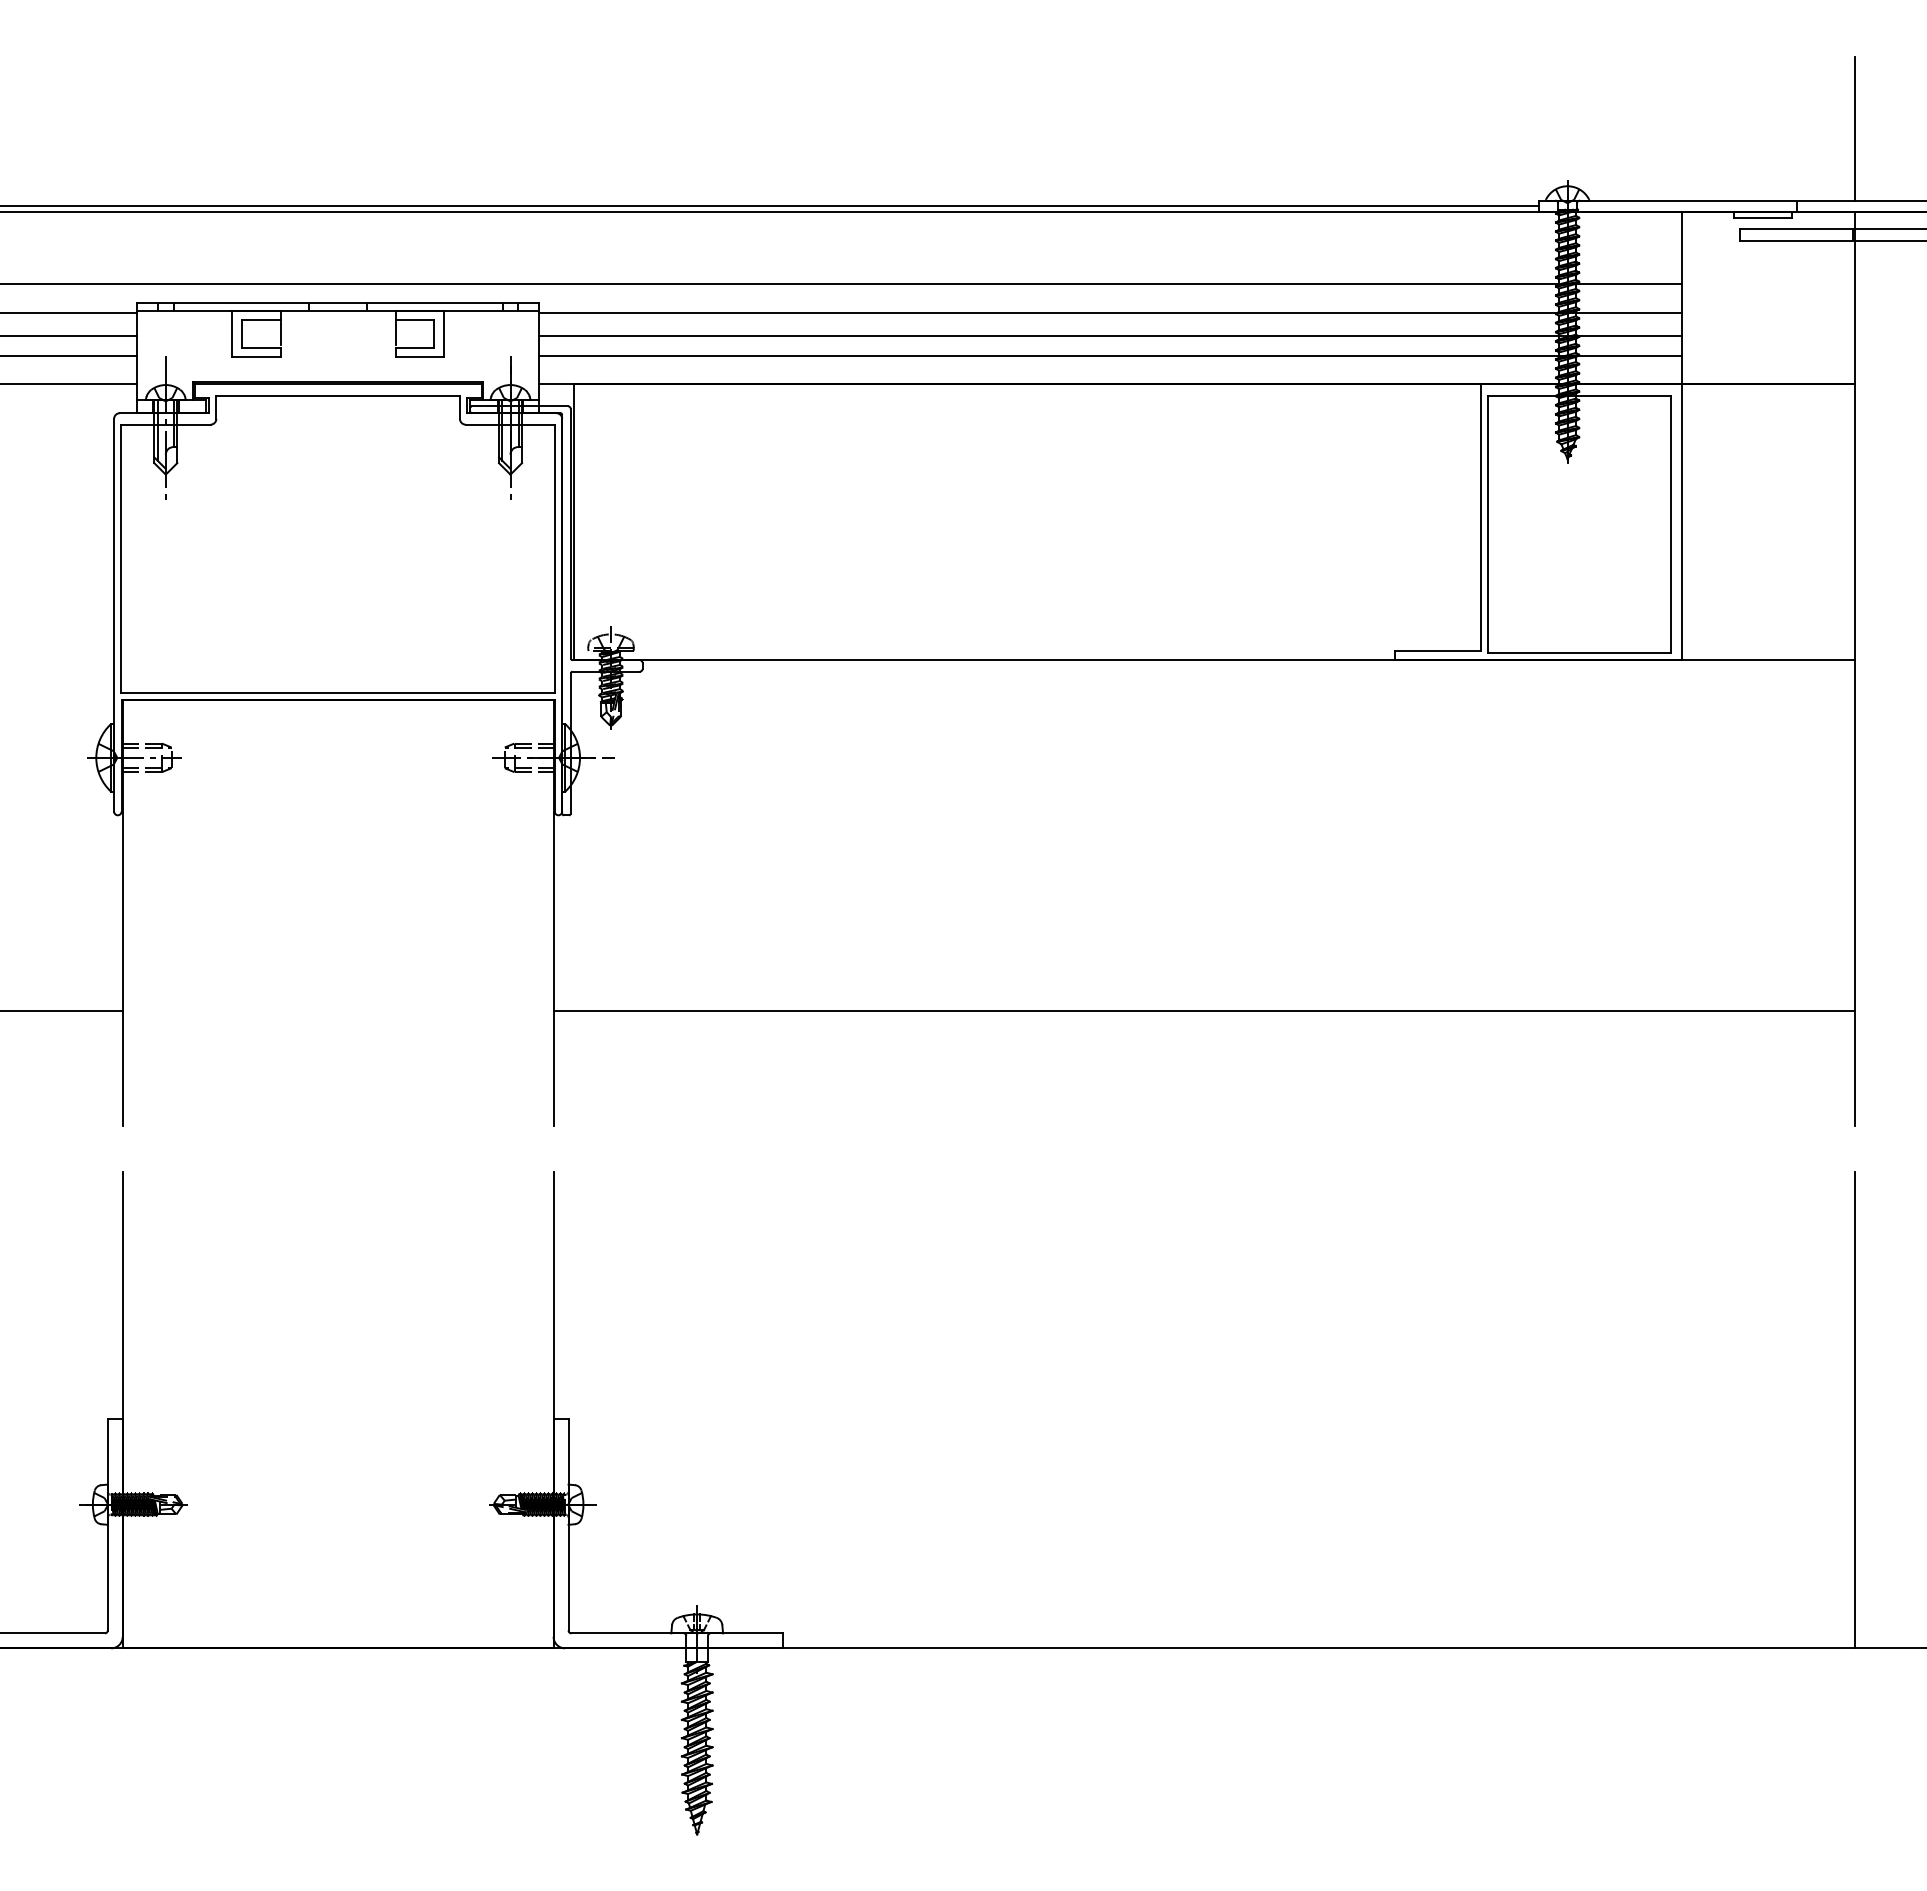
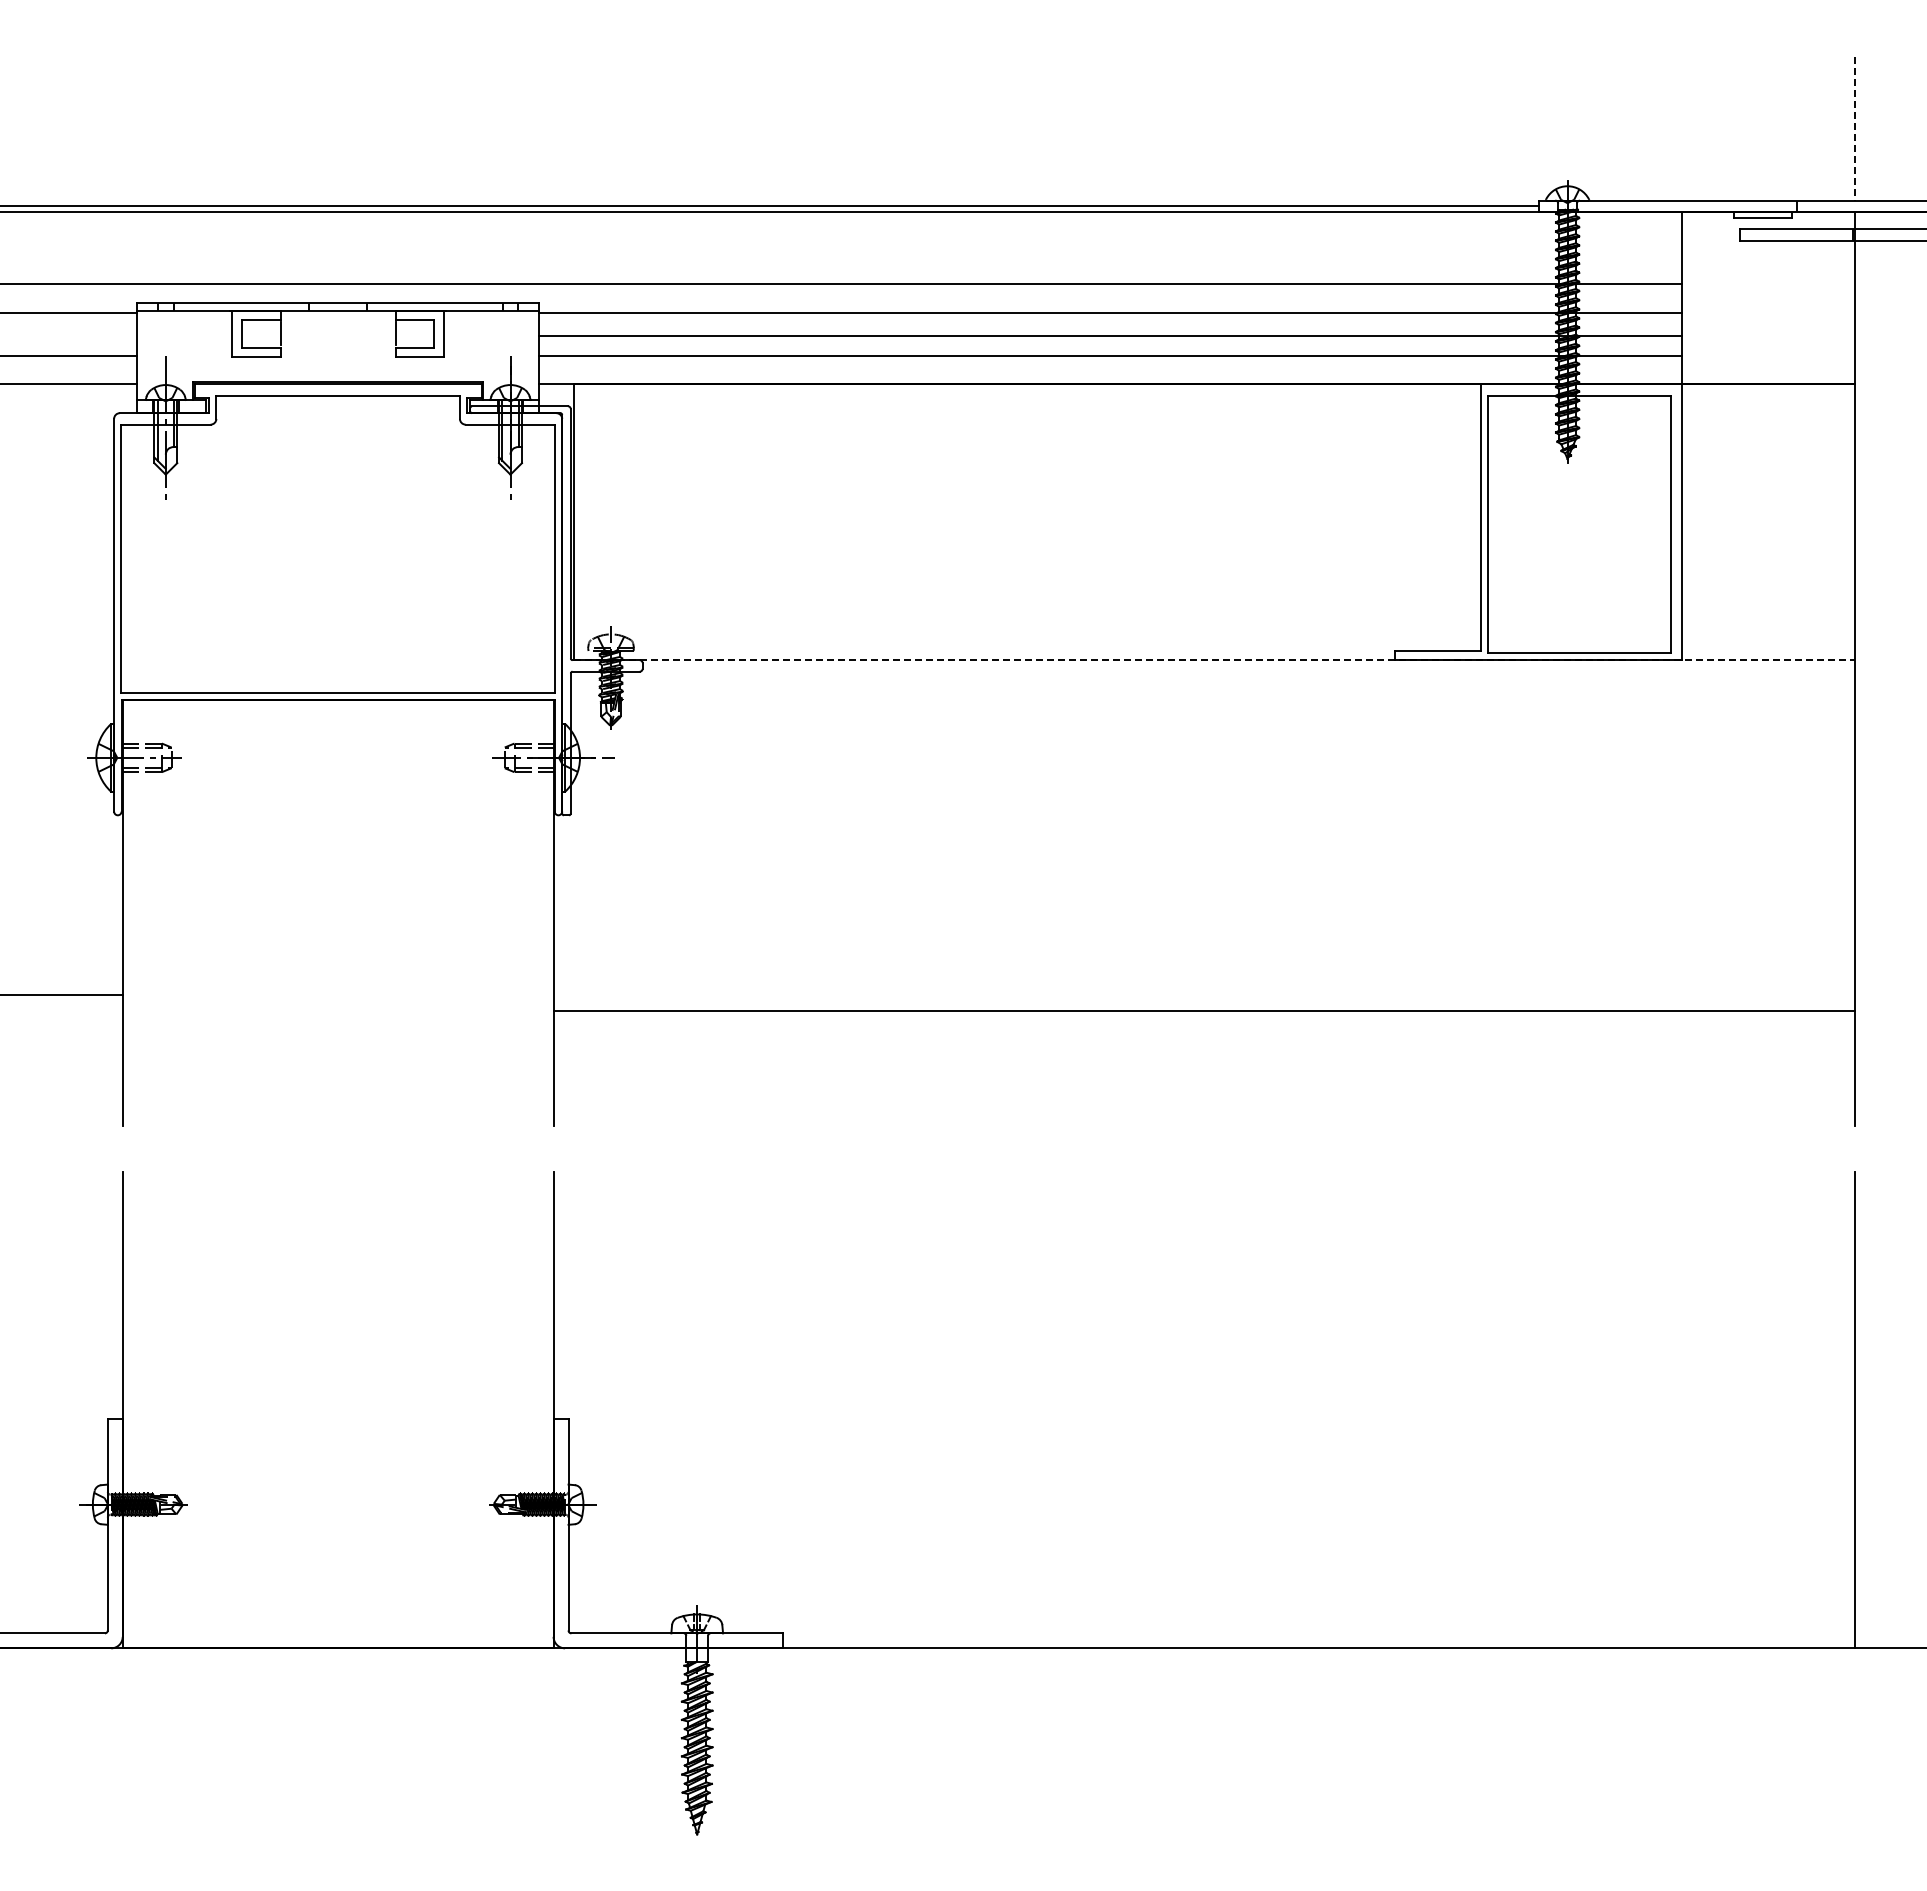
line: solid -> dashed (1854, 129)
line: present -> none (69, 335)
line: solid -> dashed (1214, 660)
line position: (62, 1010) -> (62, 994) (62, 994)
